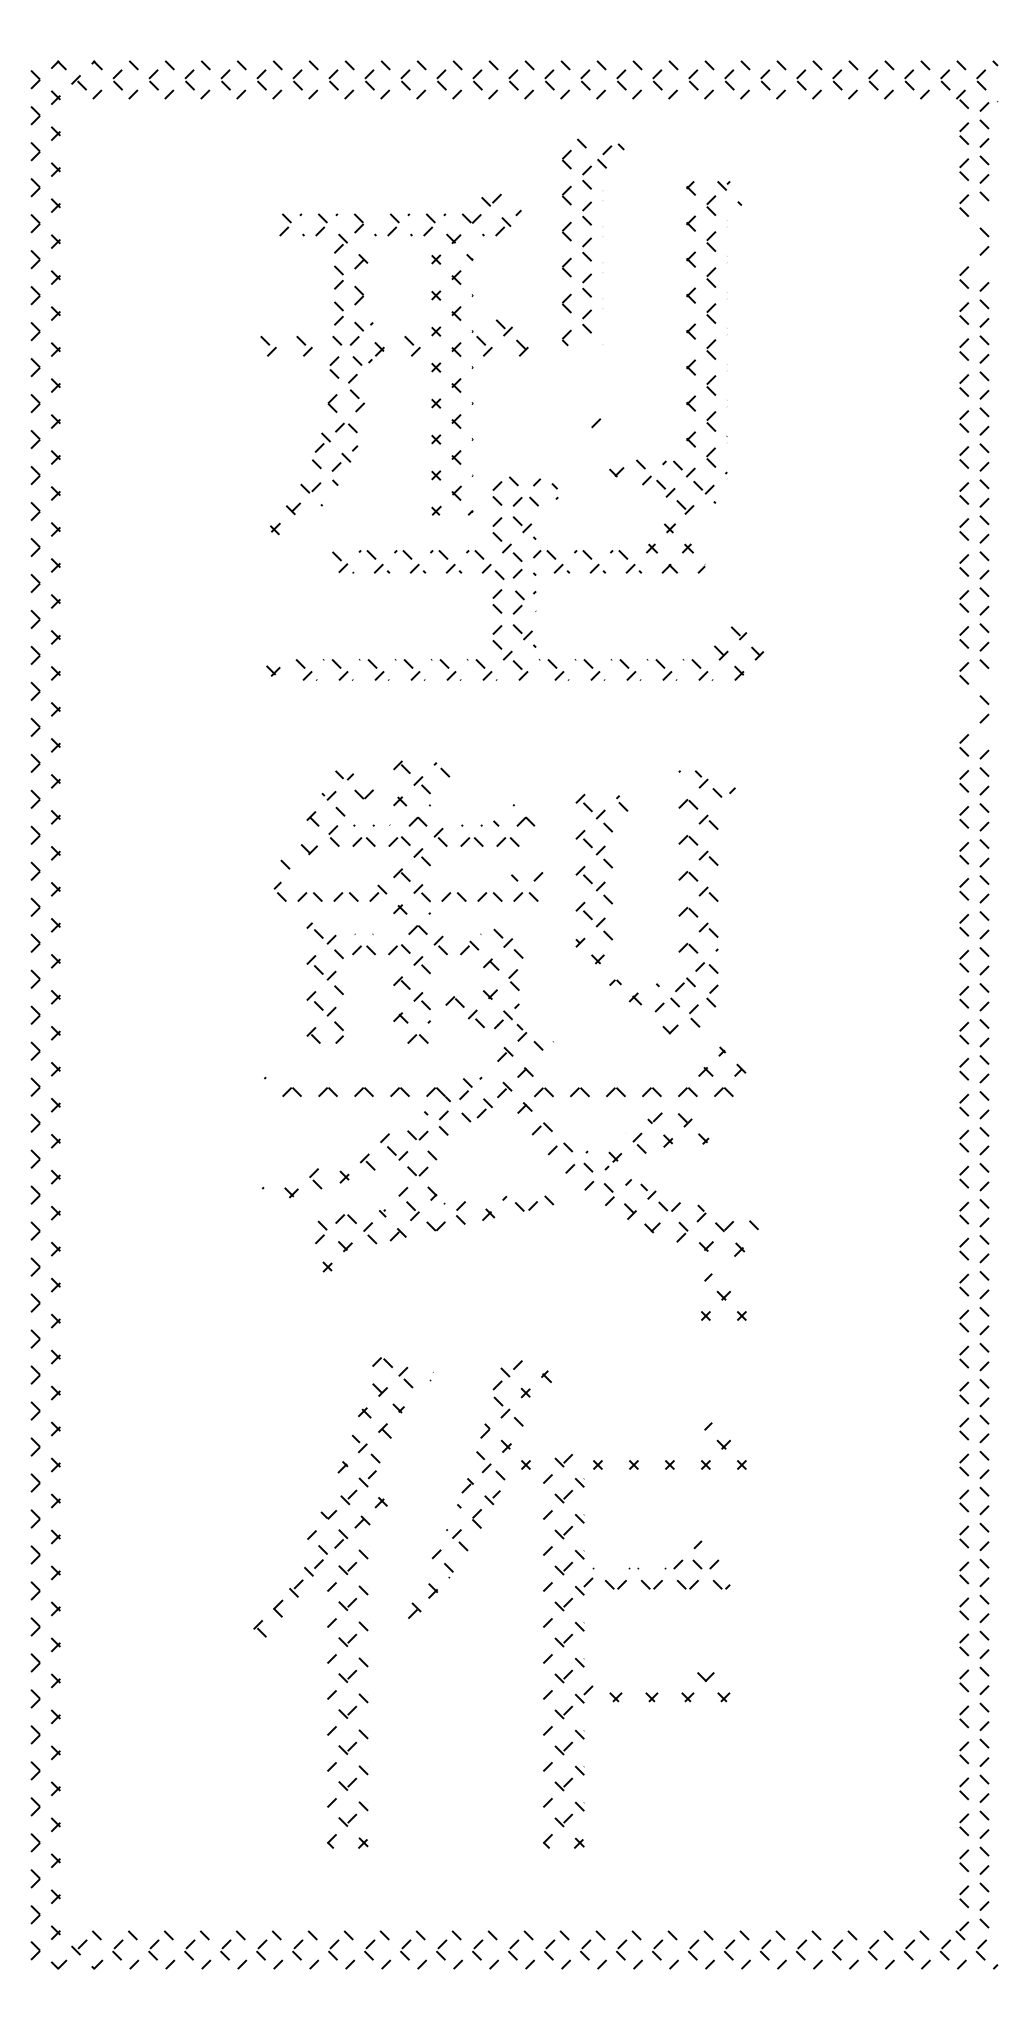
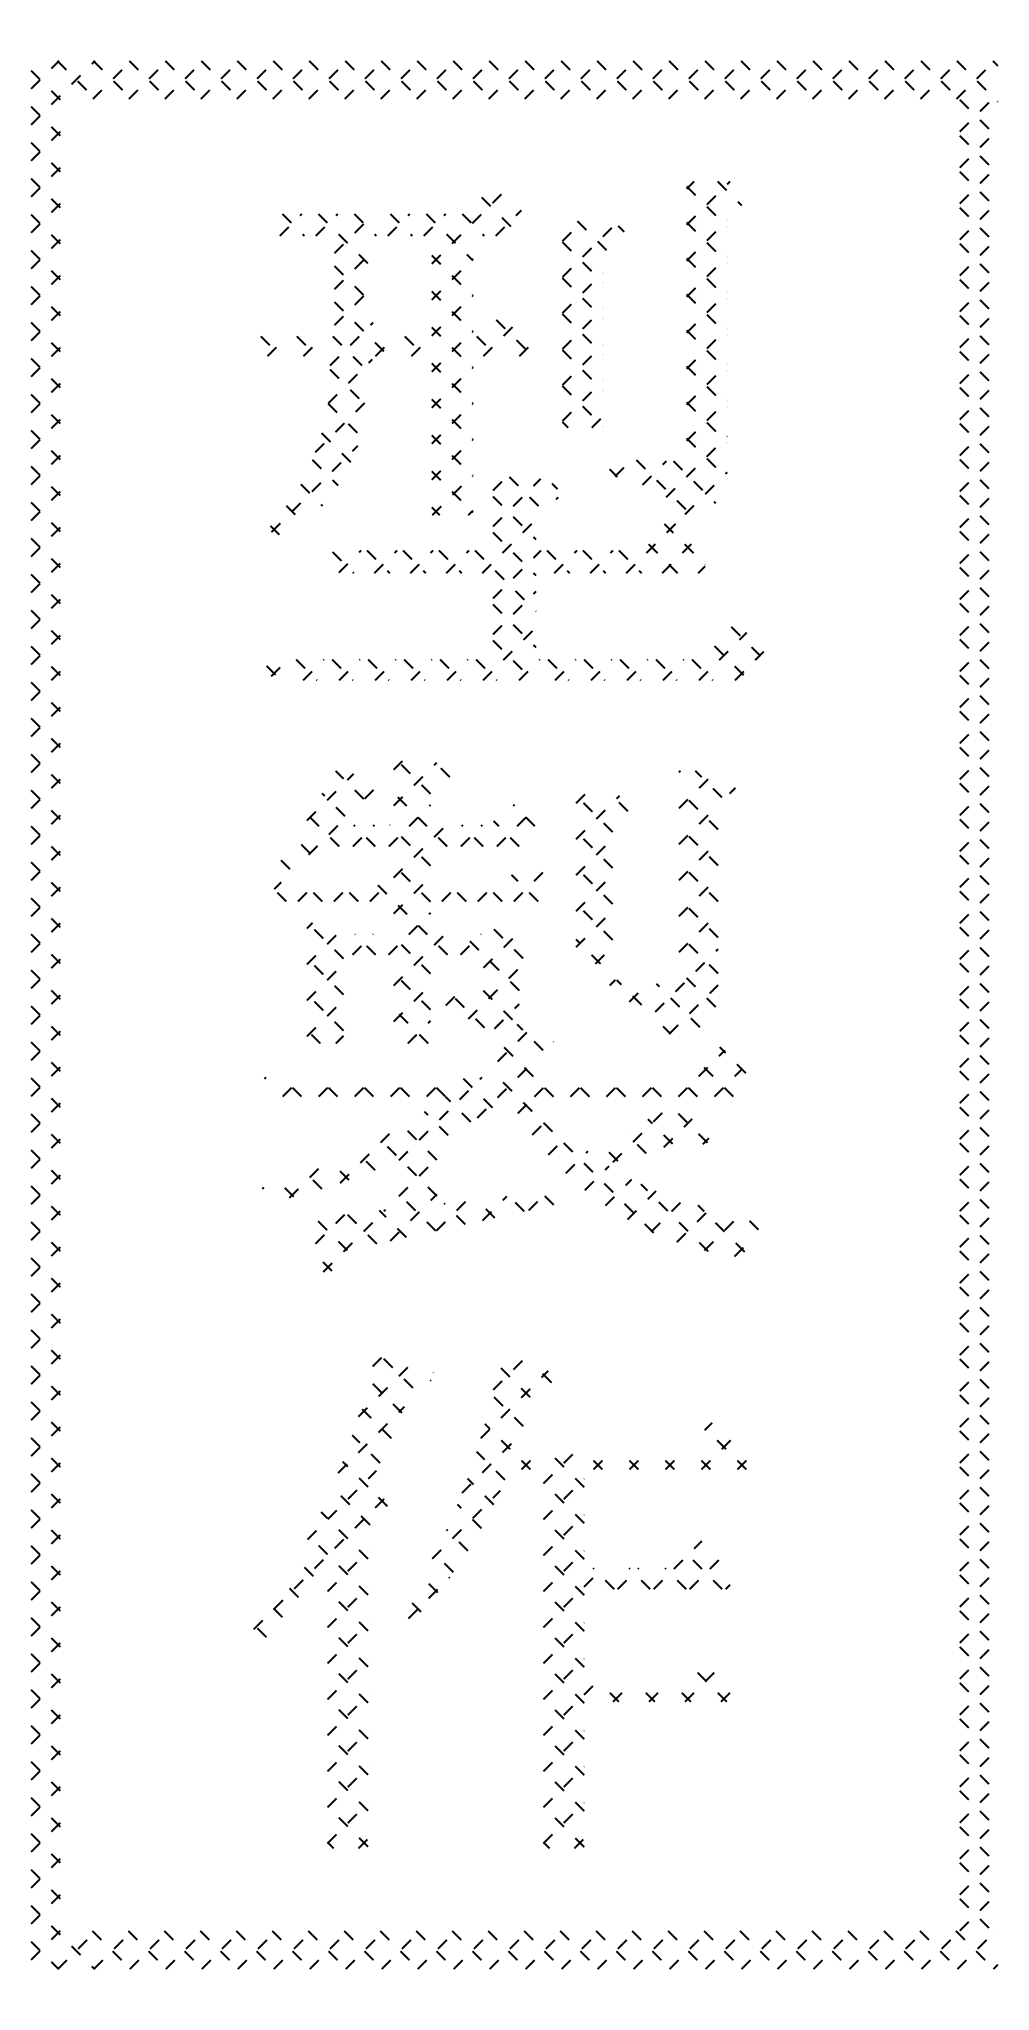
part: none -> present (967, 233)
part position: (593, 242) -> (593, 324) (593, 324)
part: none -> present (967, 701)
part: present -> none (723, 1296)
